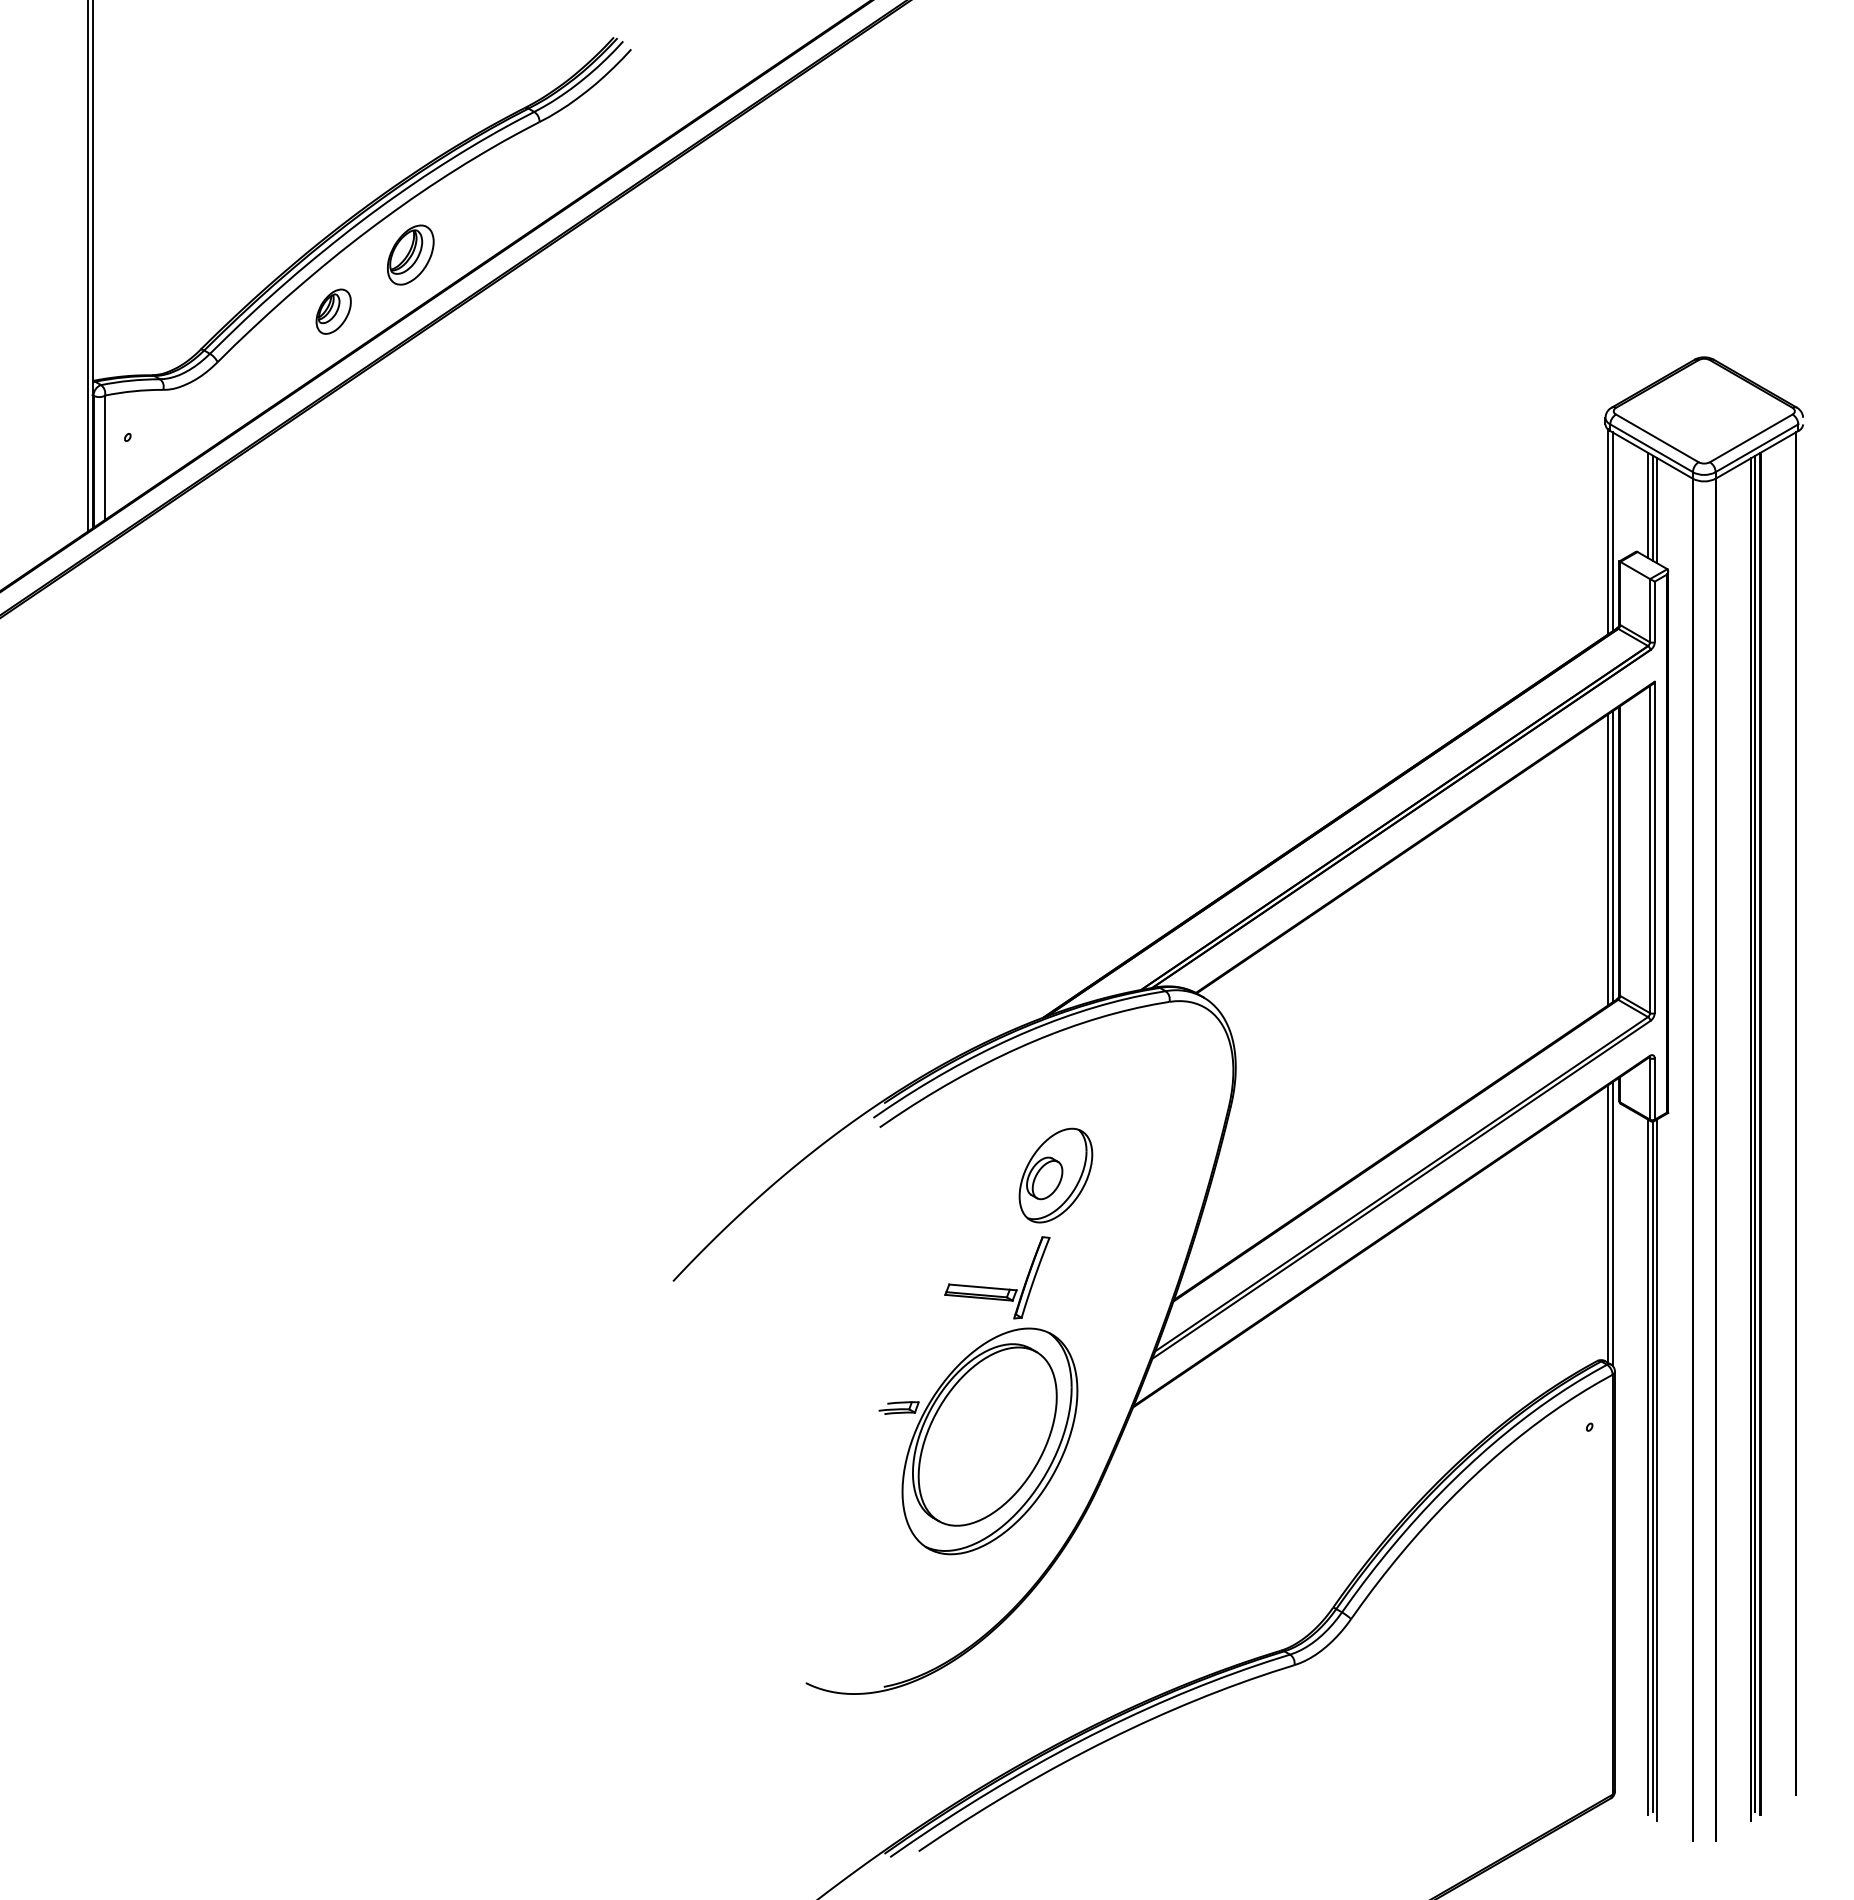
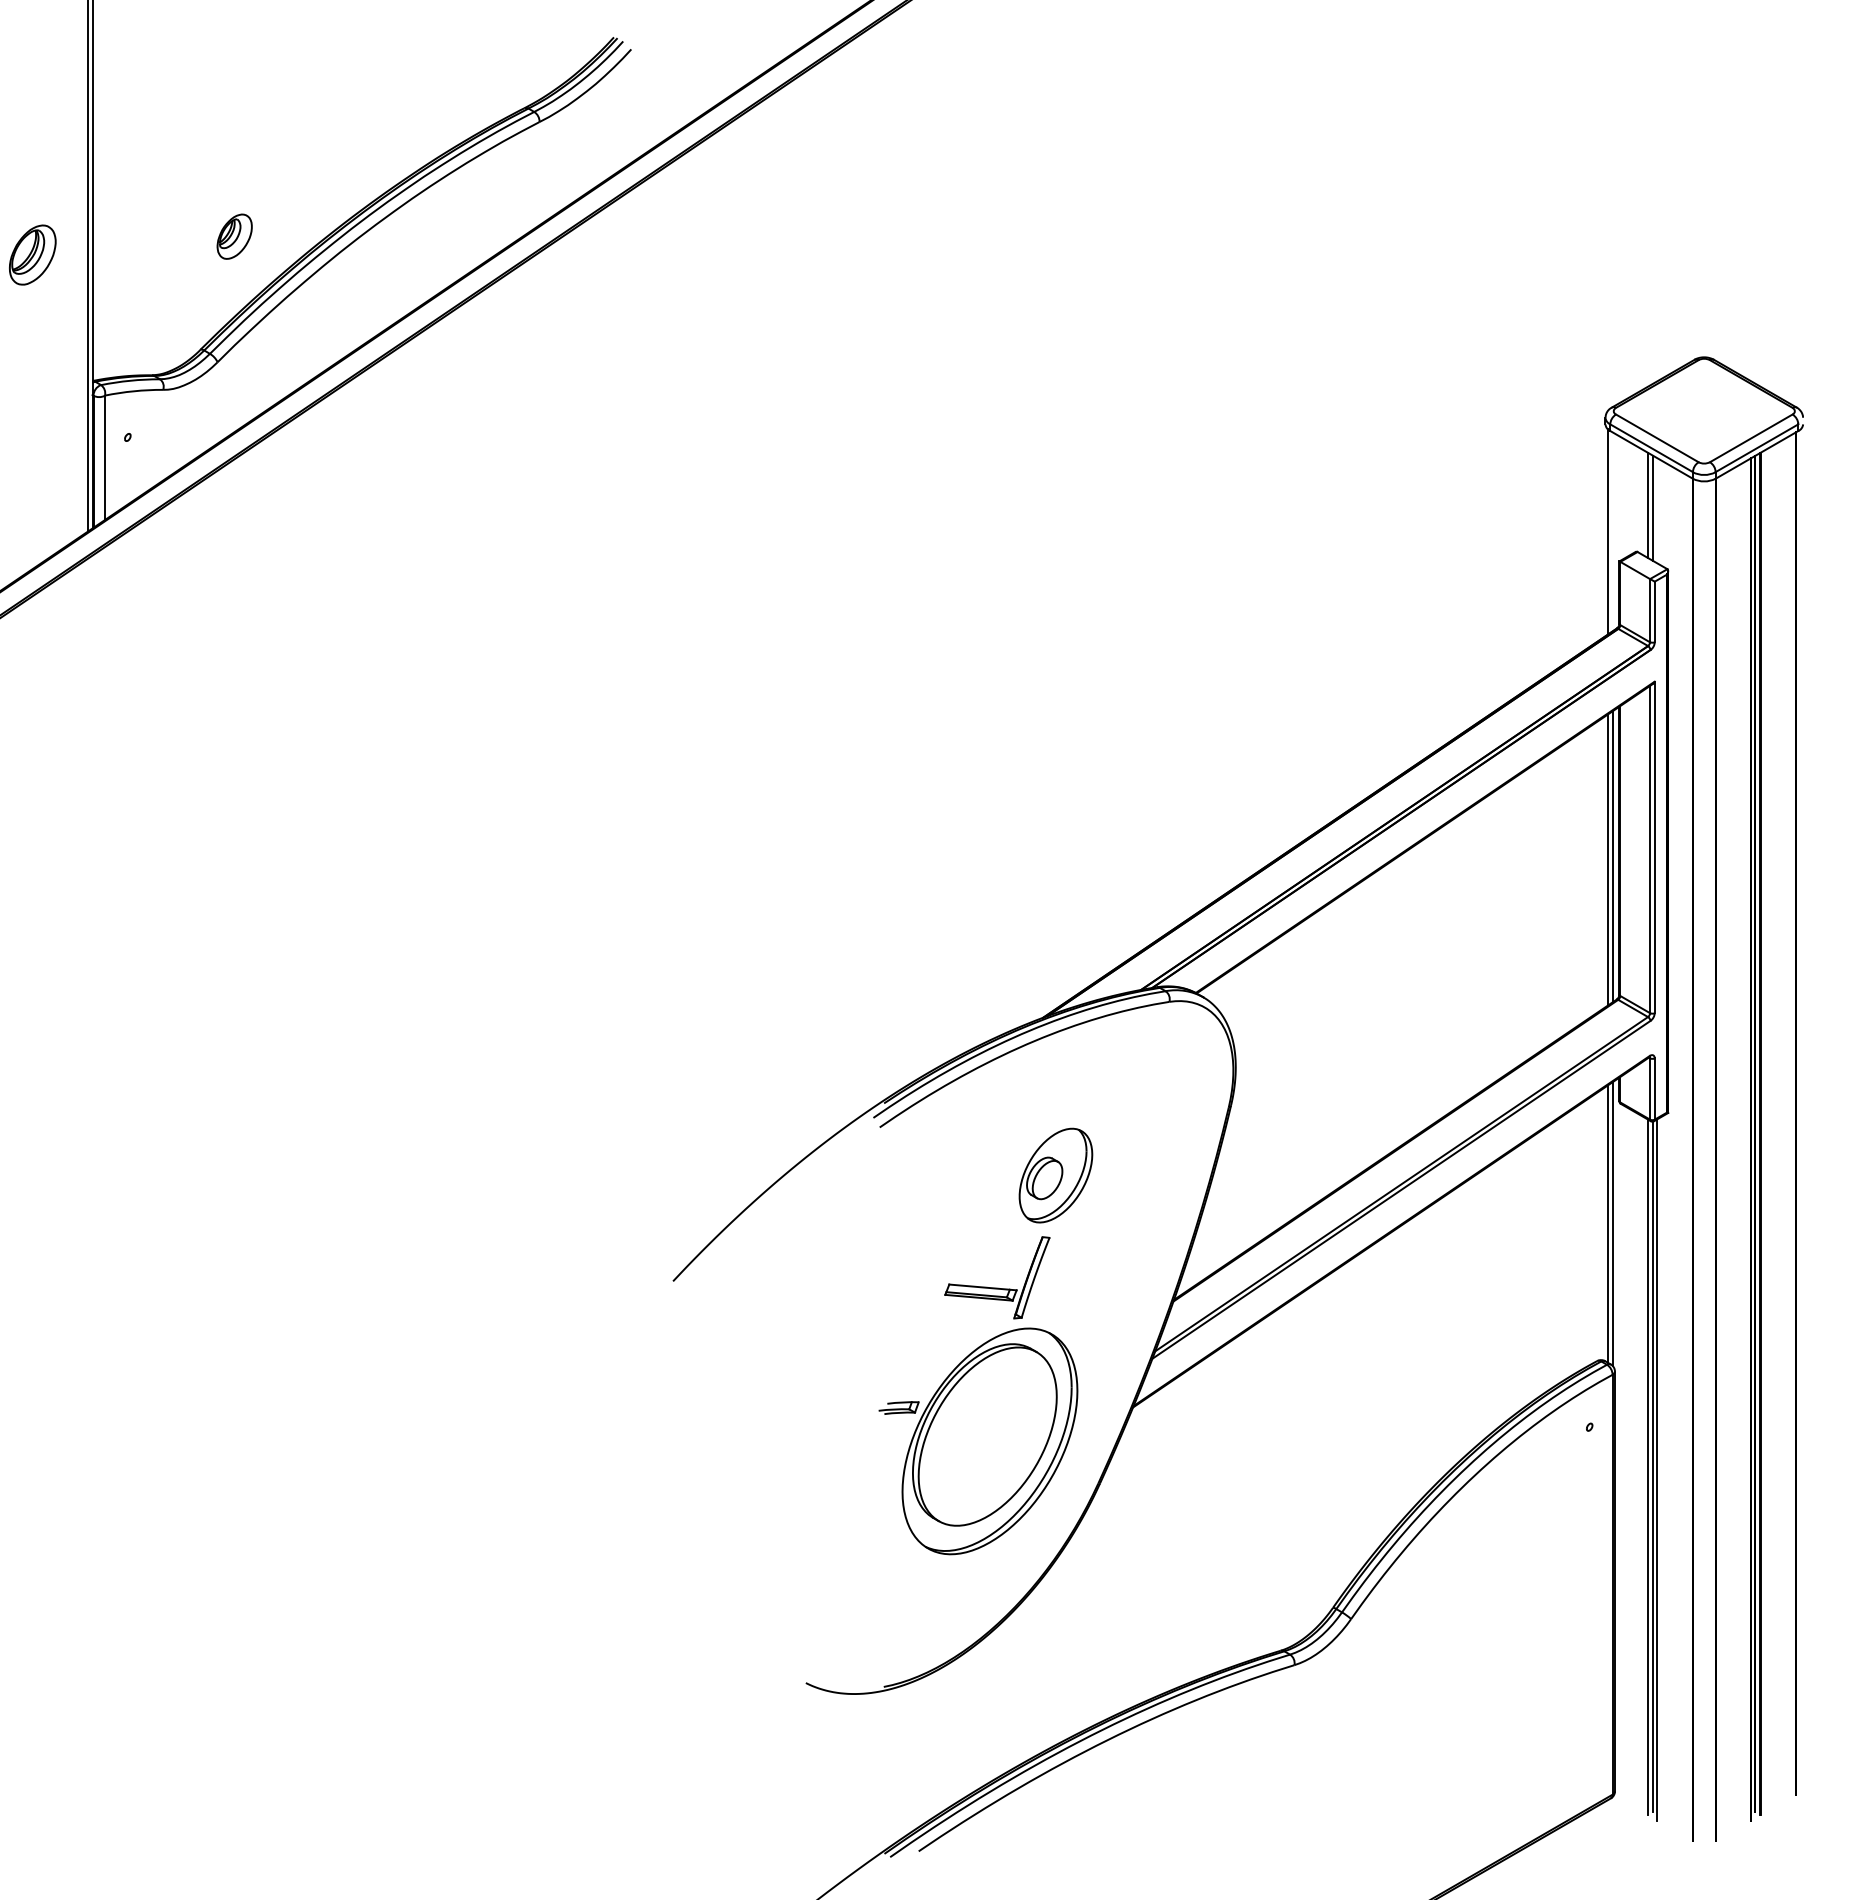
part position: (410, 254) -> (32, 254) (32, 254)
part position: (333, 311) -> (234, 236) (234, 236)
line: present -> none (1657, 510)
line: present -> none (1612, 531)
